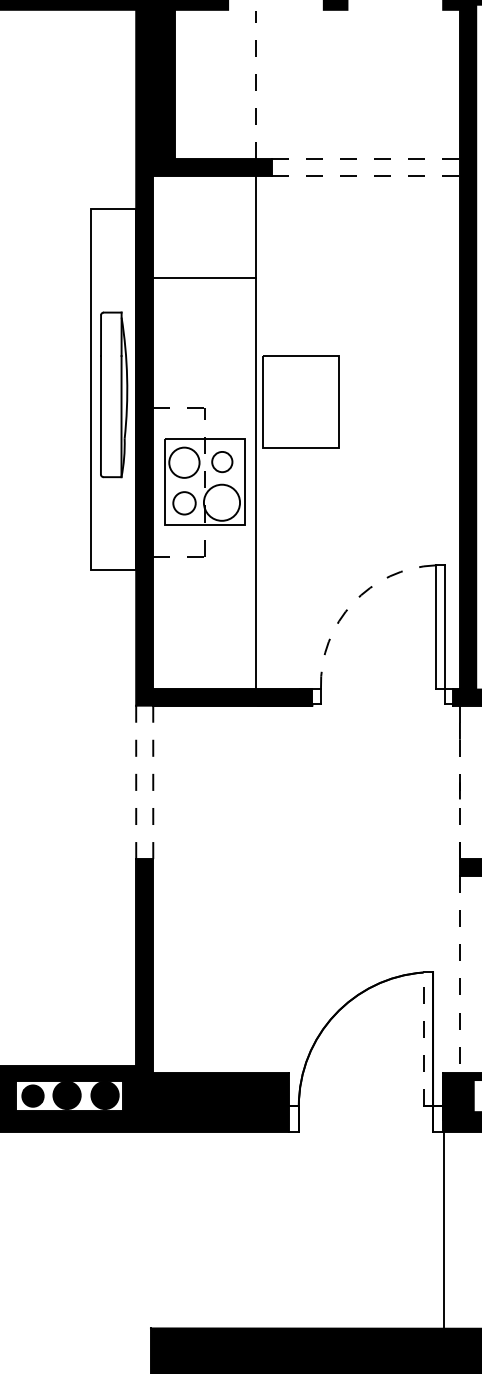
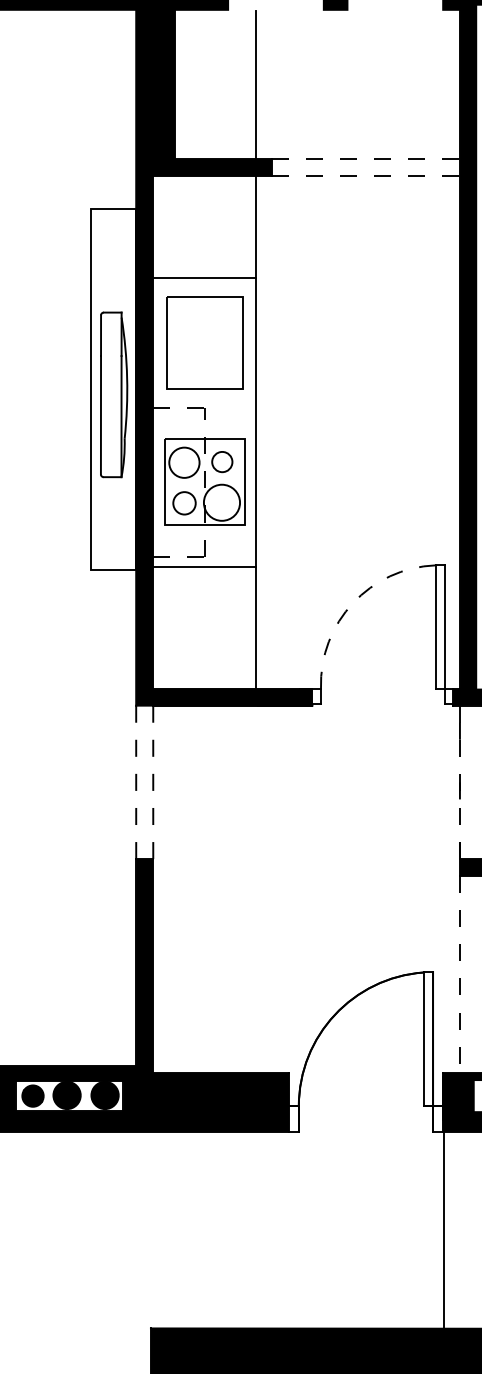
line: dashed -> solid (255, 84)
part position: (300, 401) -> (204, 342) (204, 342)
line: none -> present (204, 567)
line: dashed -> solid (423, 1038)
